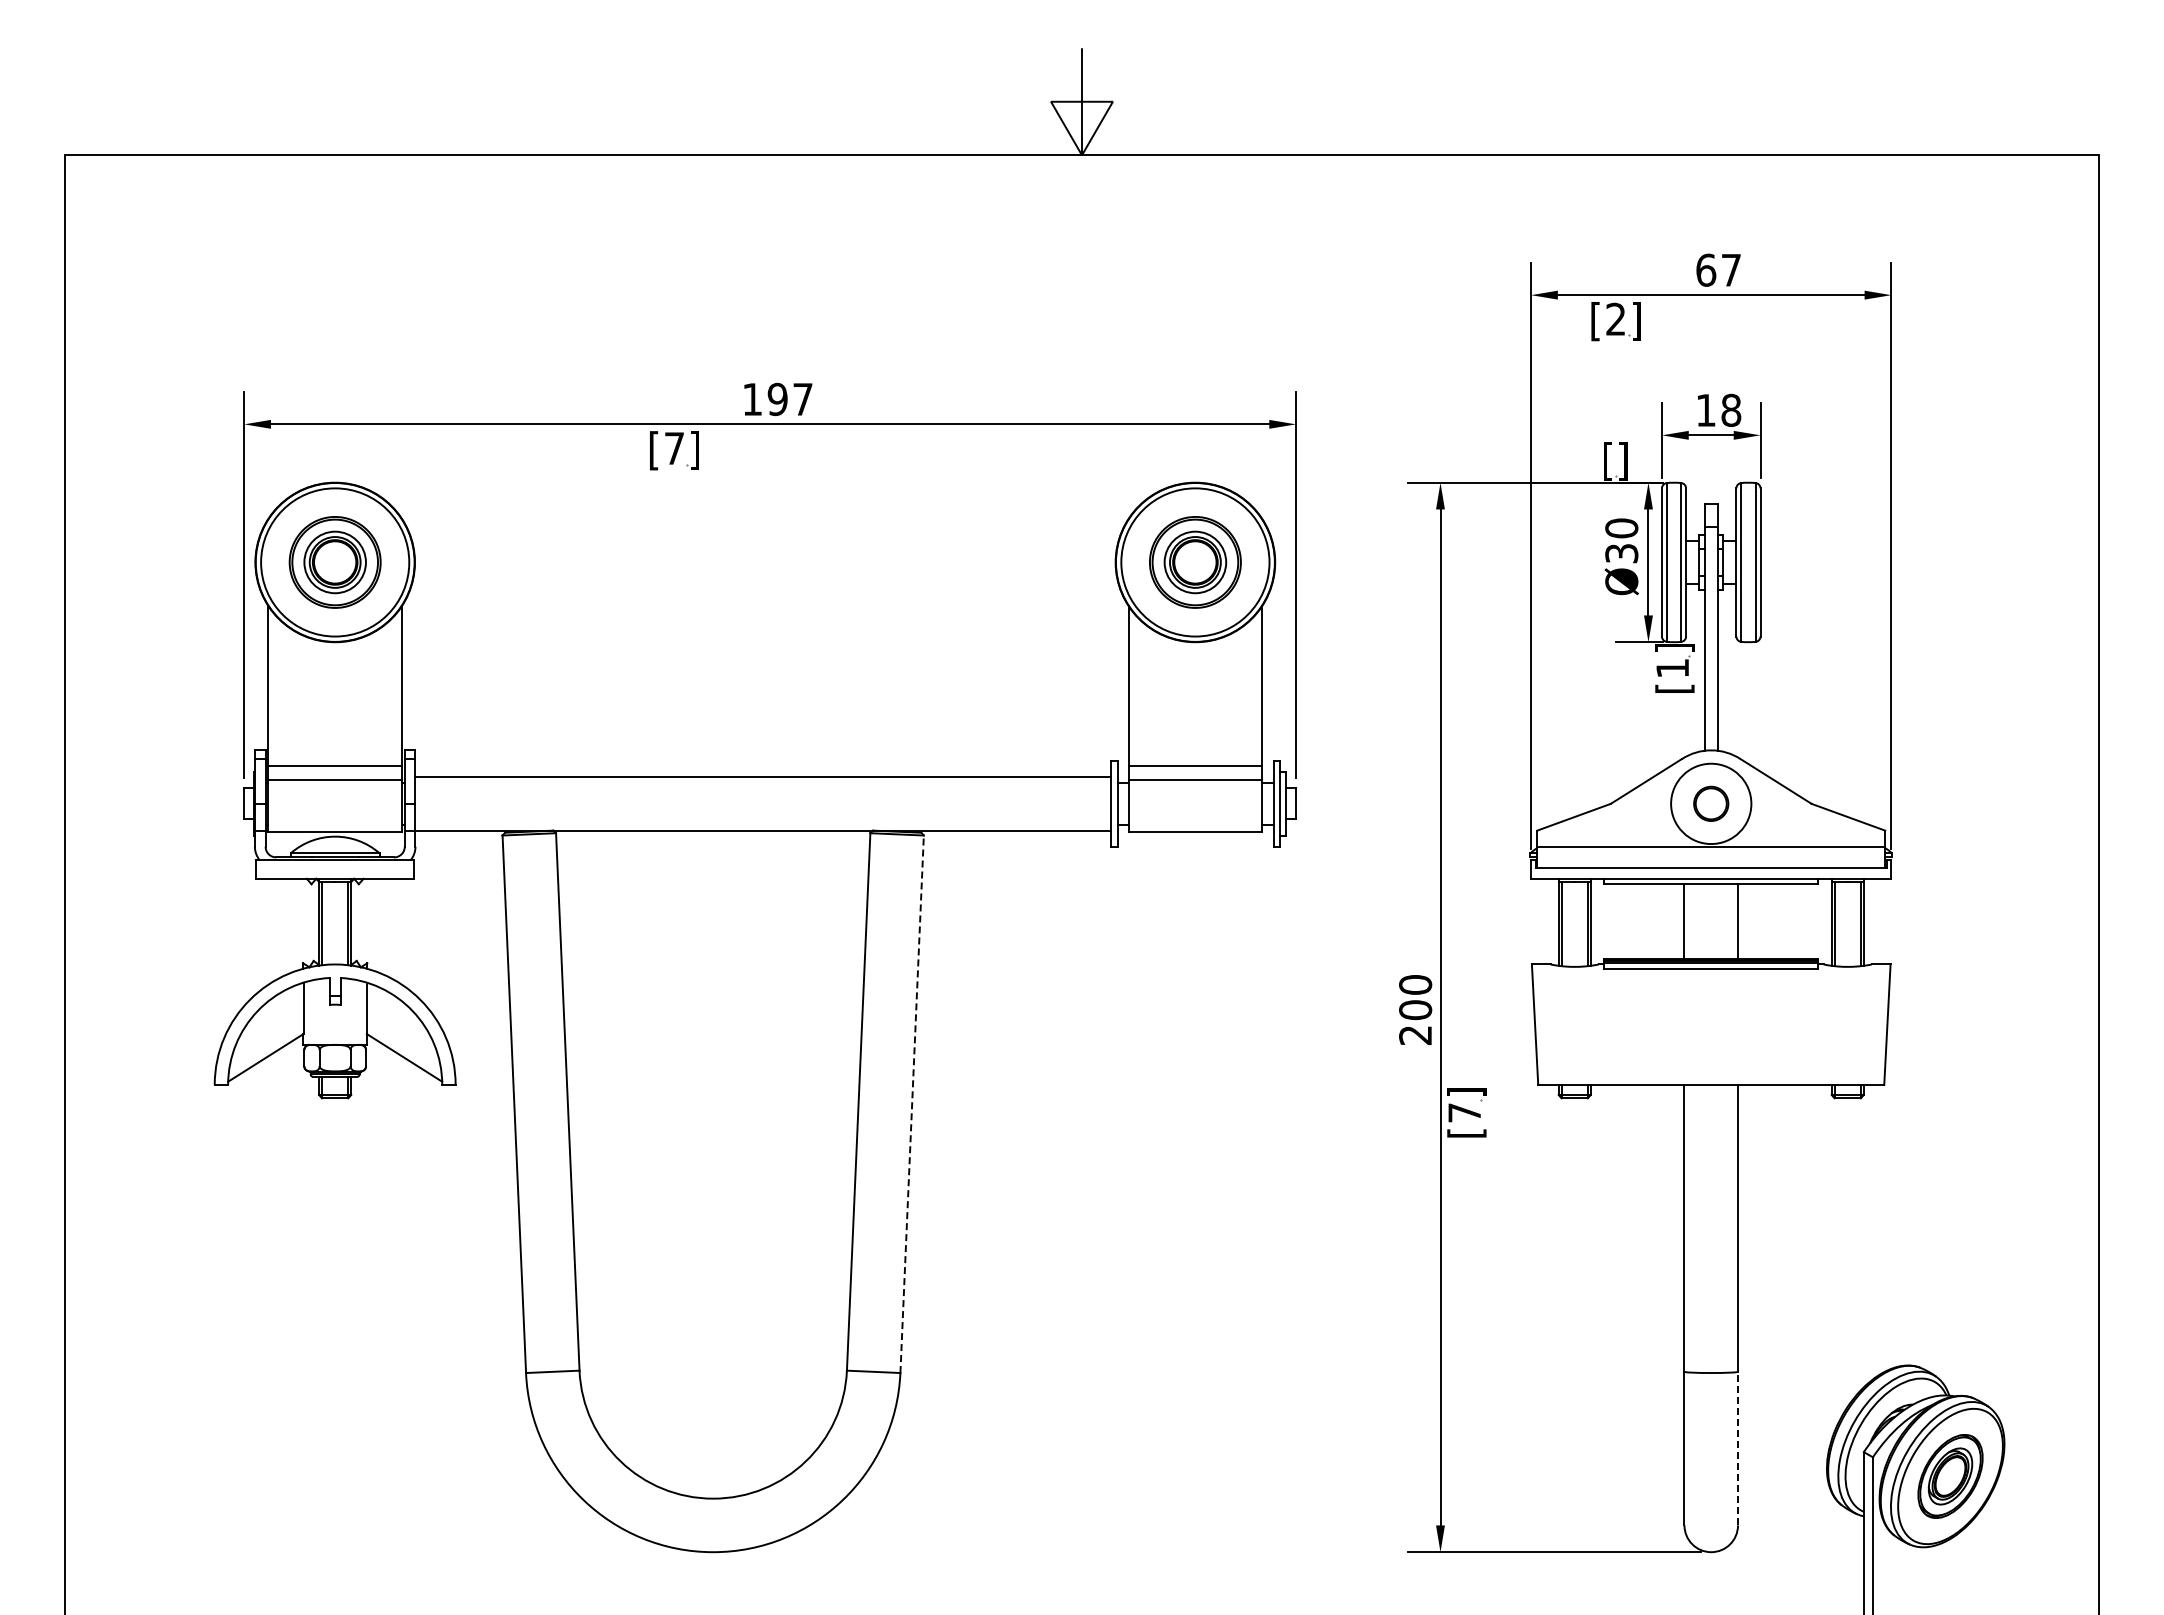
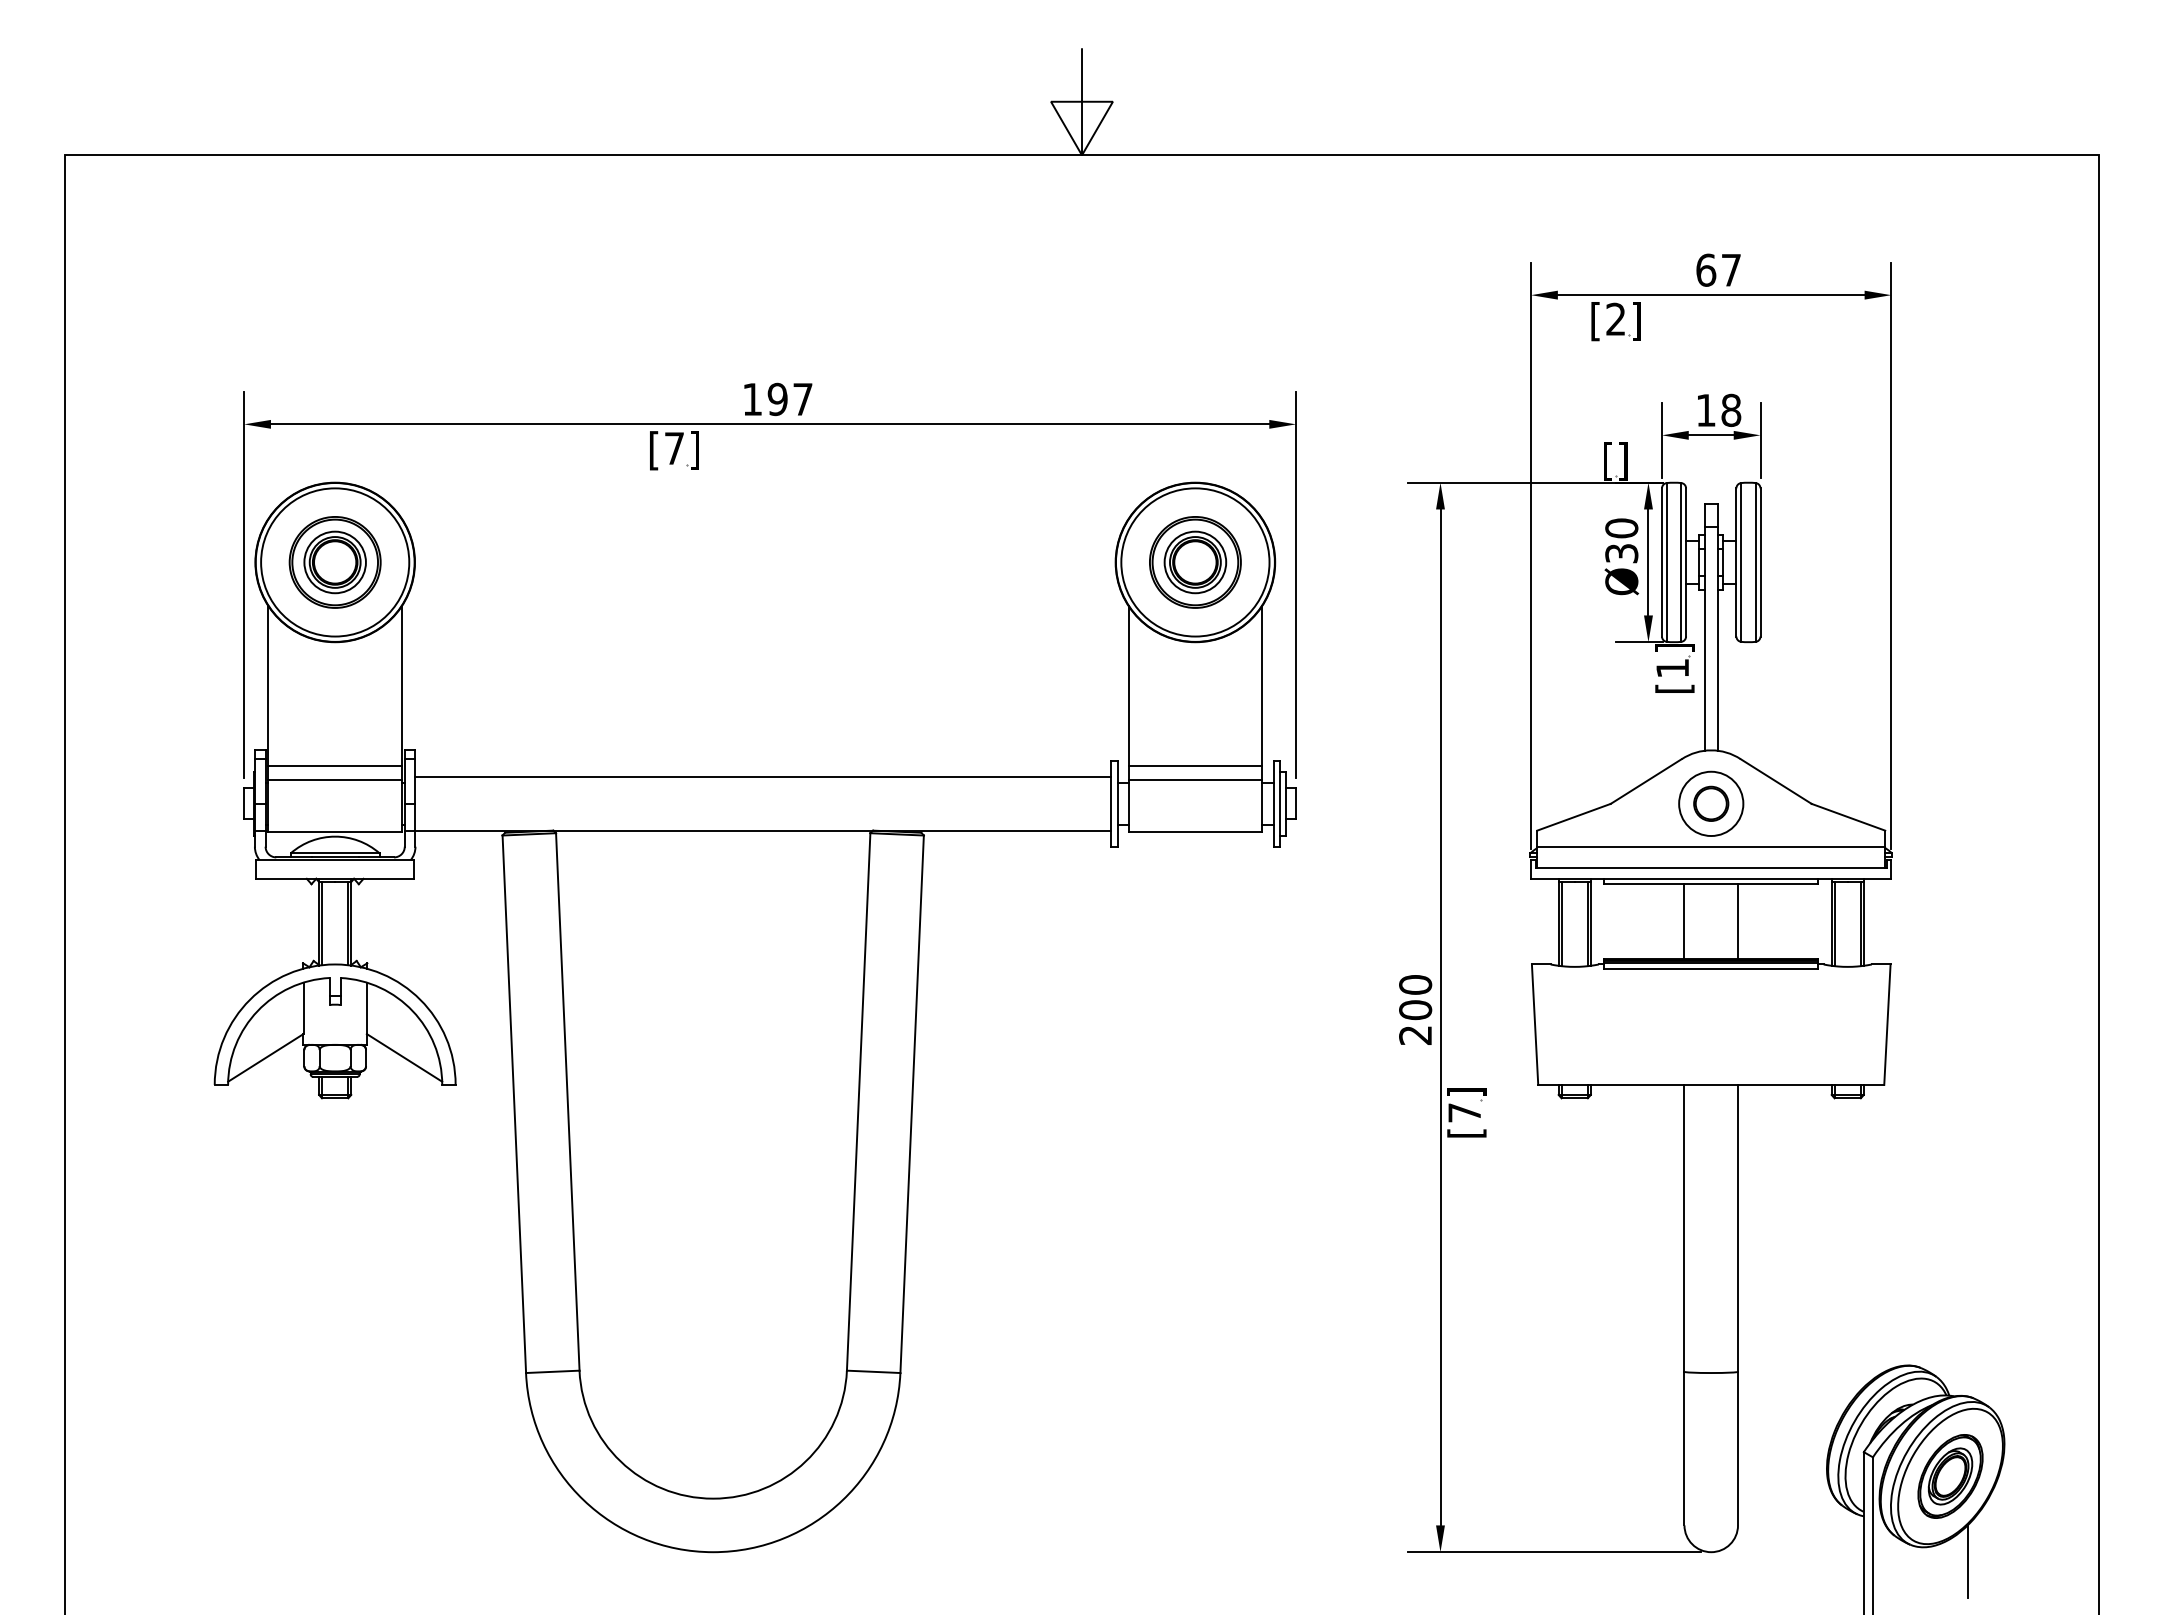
circle diameter: 80 px -> 64 px (1711, 803)
line: dashed -> solid (912, 1103)
line: dashed -> solid (1738, 1448)
line: none -> present (1967, 1561)
